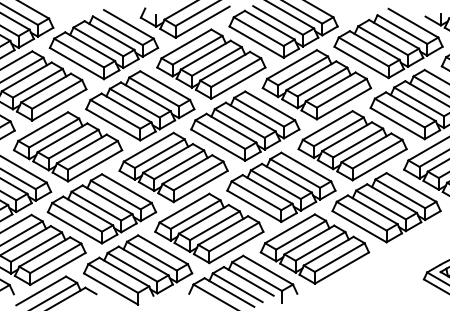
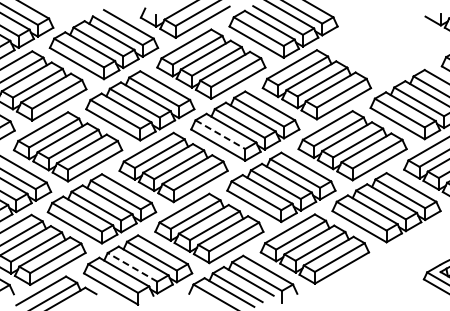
part: present -> none (388, 43)
line: solid -> dashed (220, 134)
line: solid -> dashed (132, 267)
